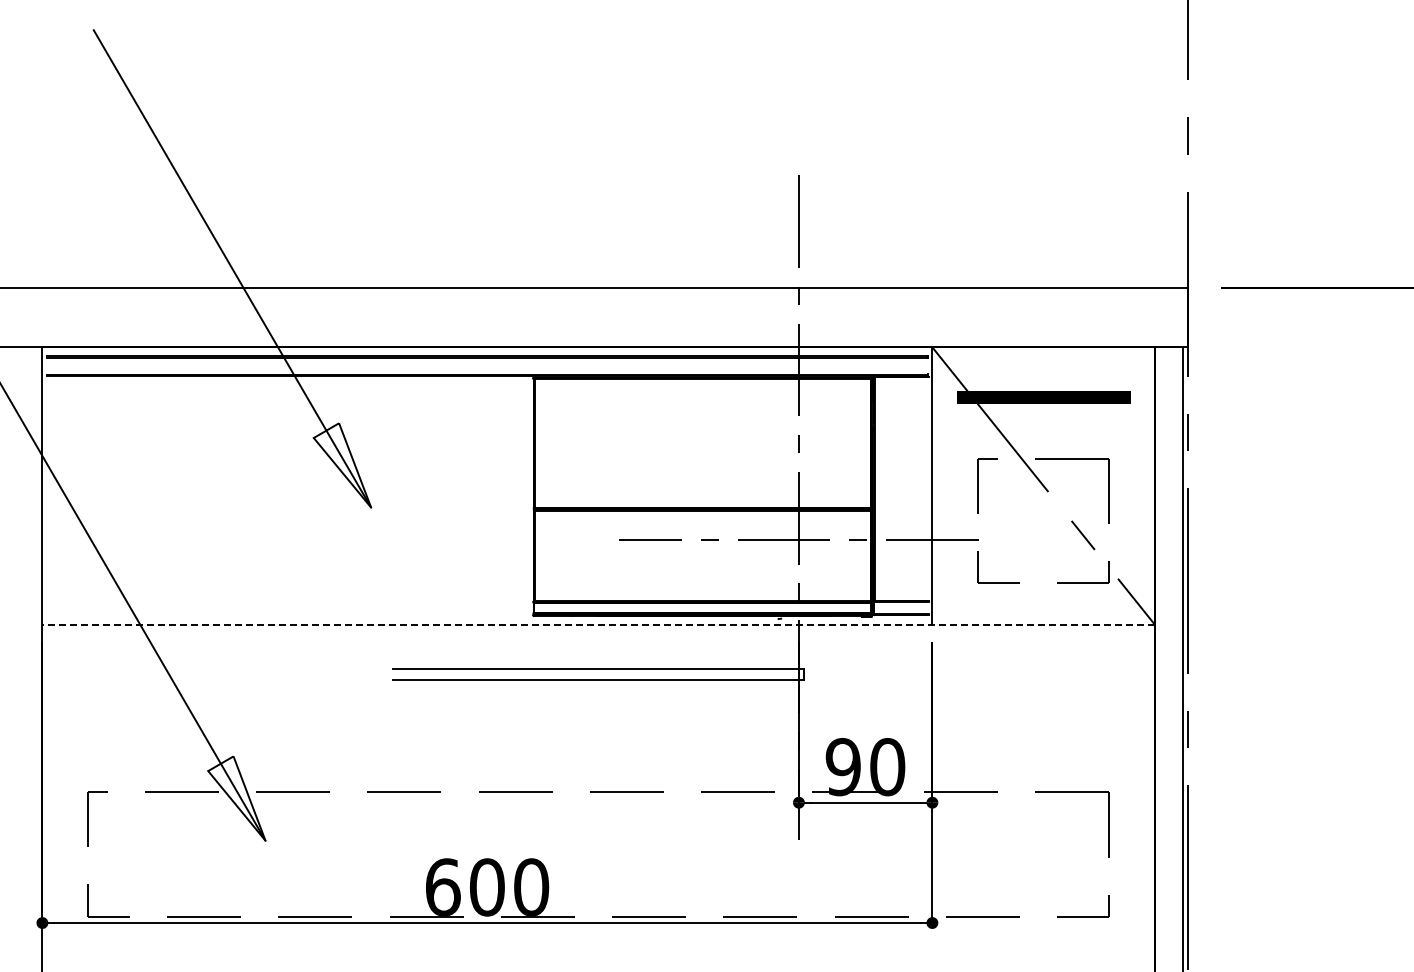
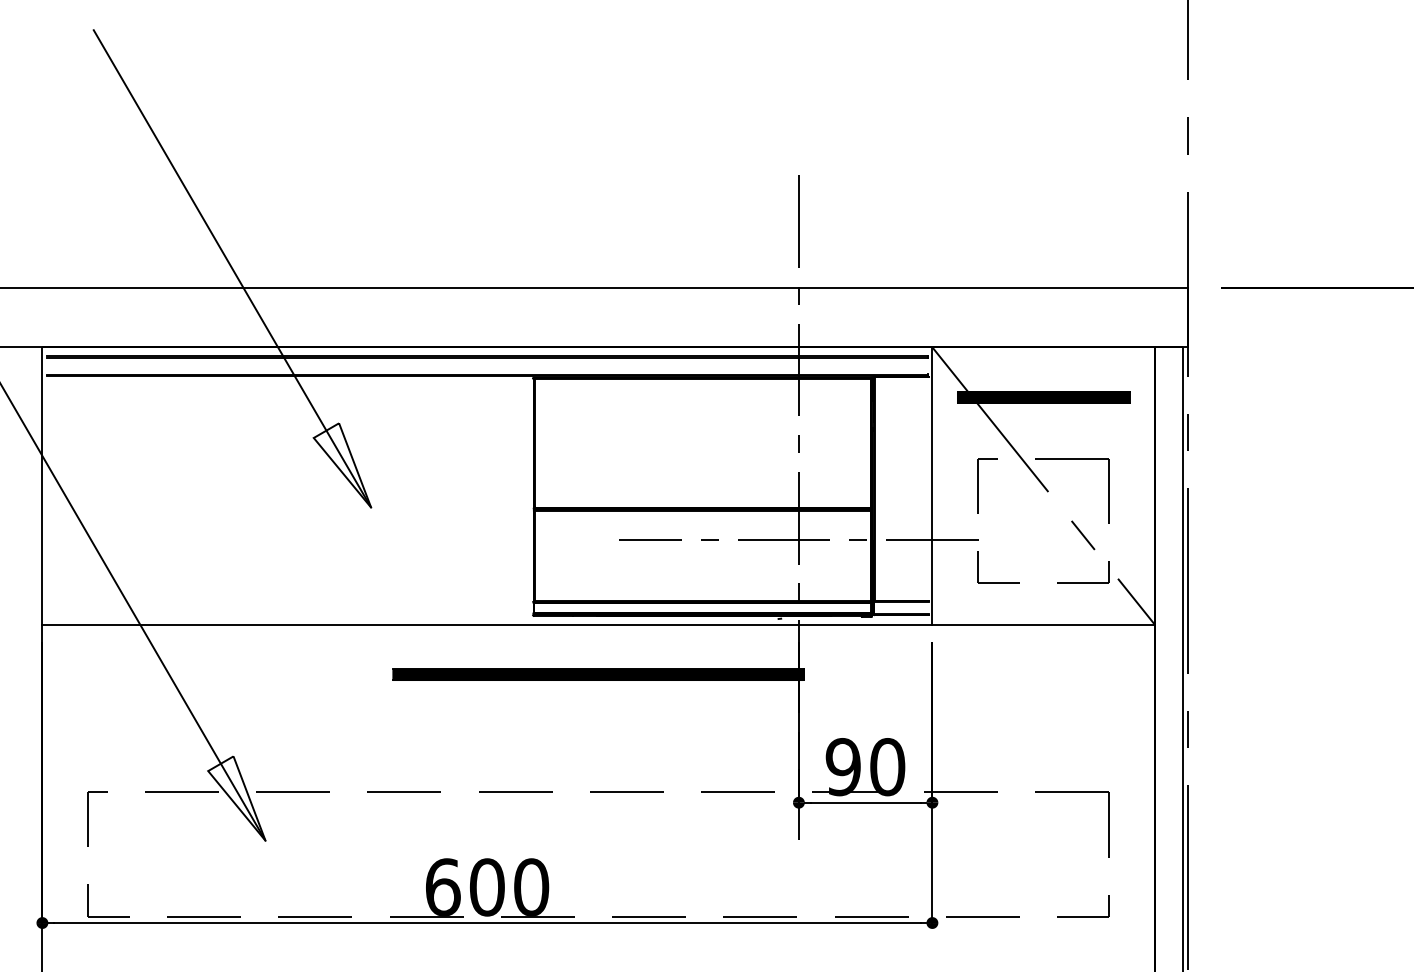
line: dashed -> solid (598, 624)
hatch: none -> present (598, 674)
